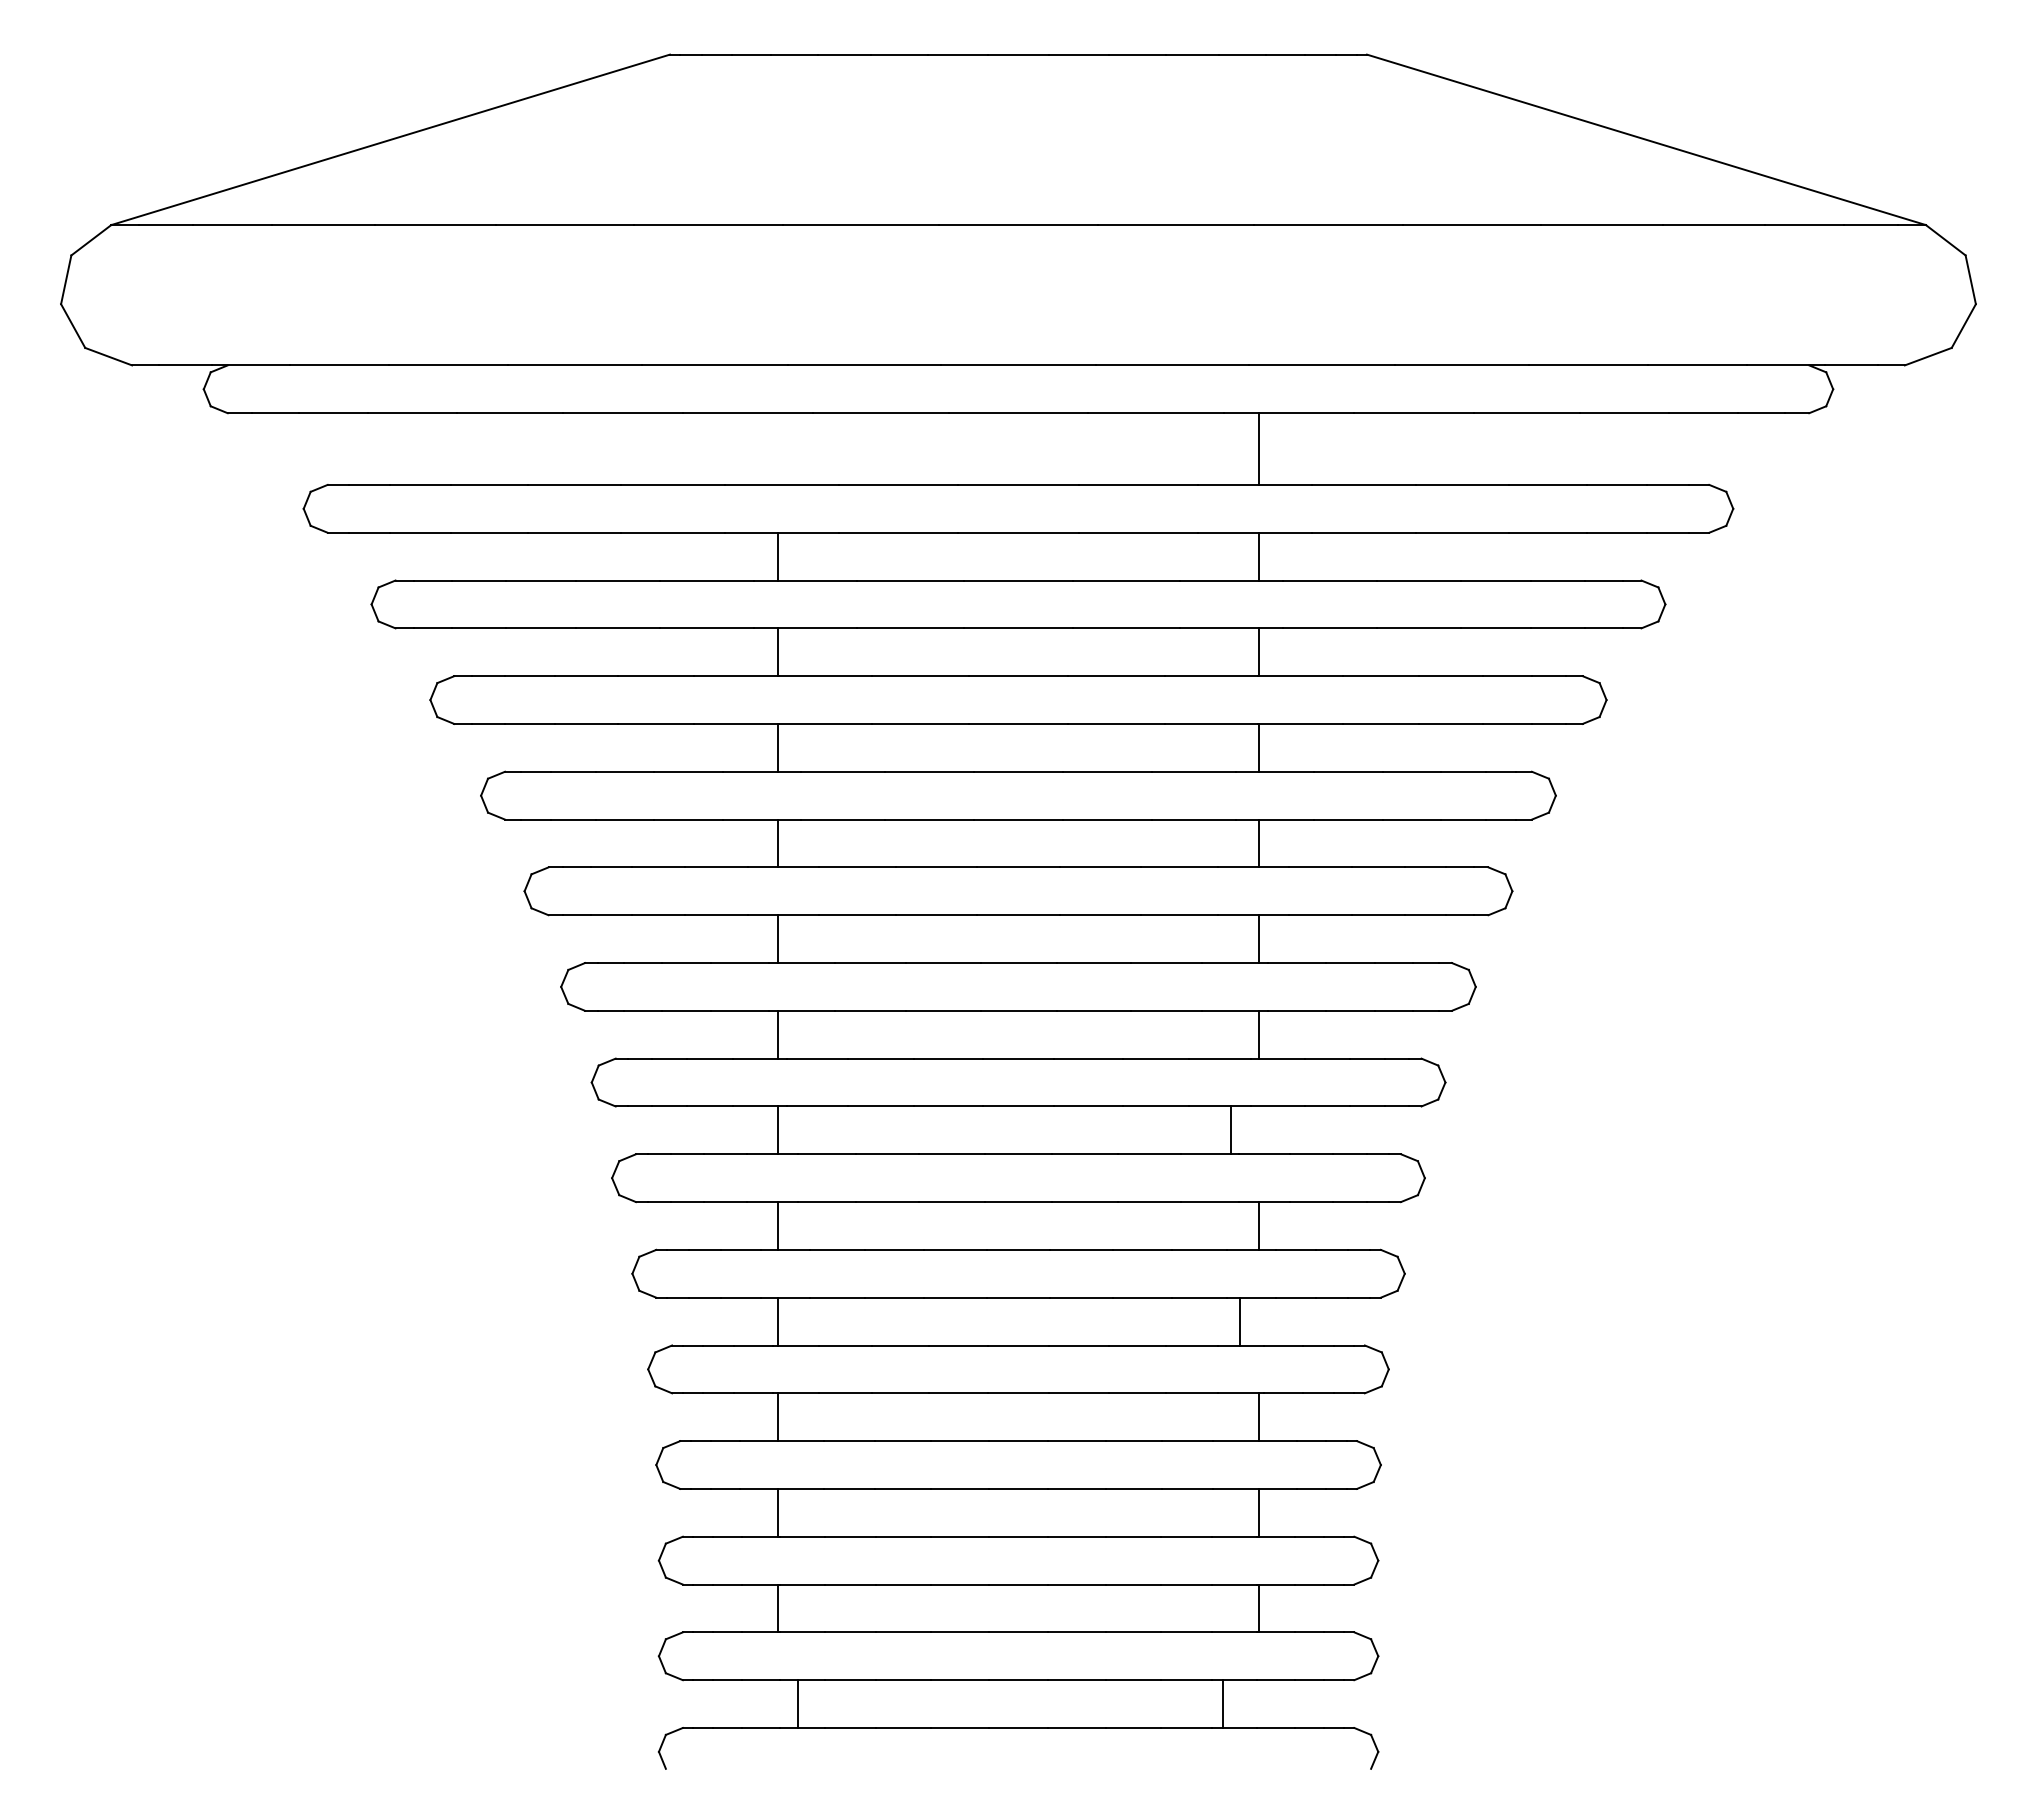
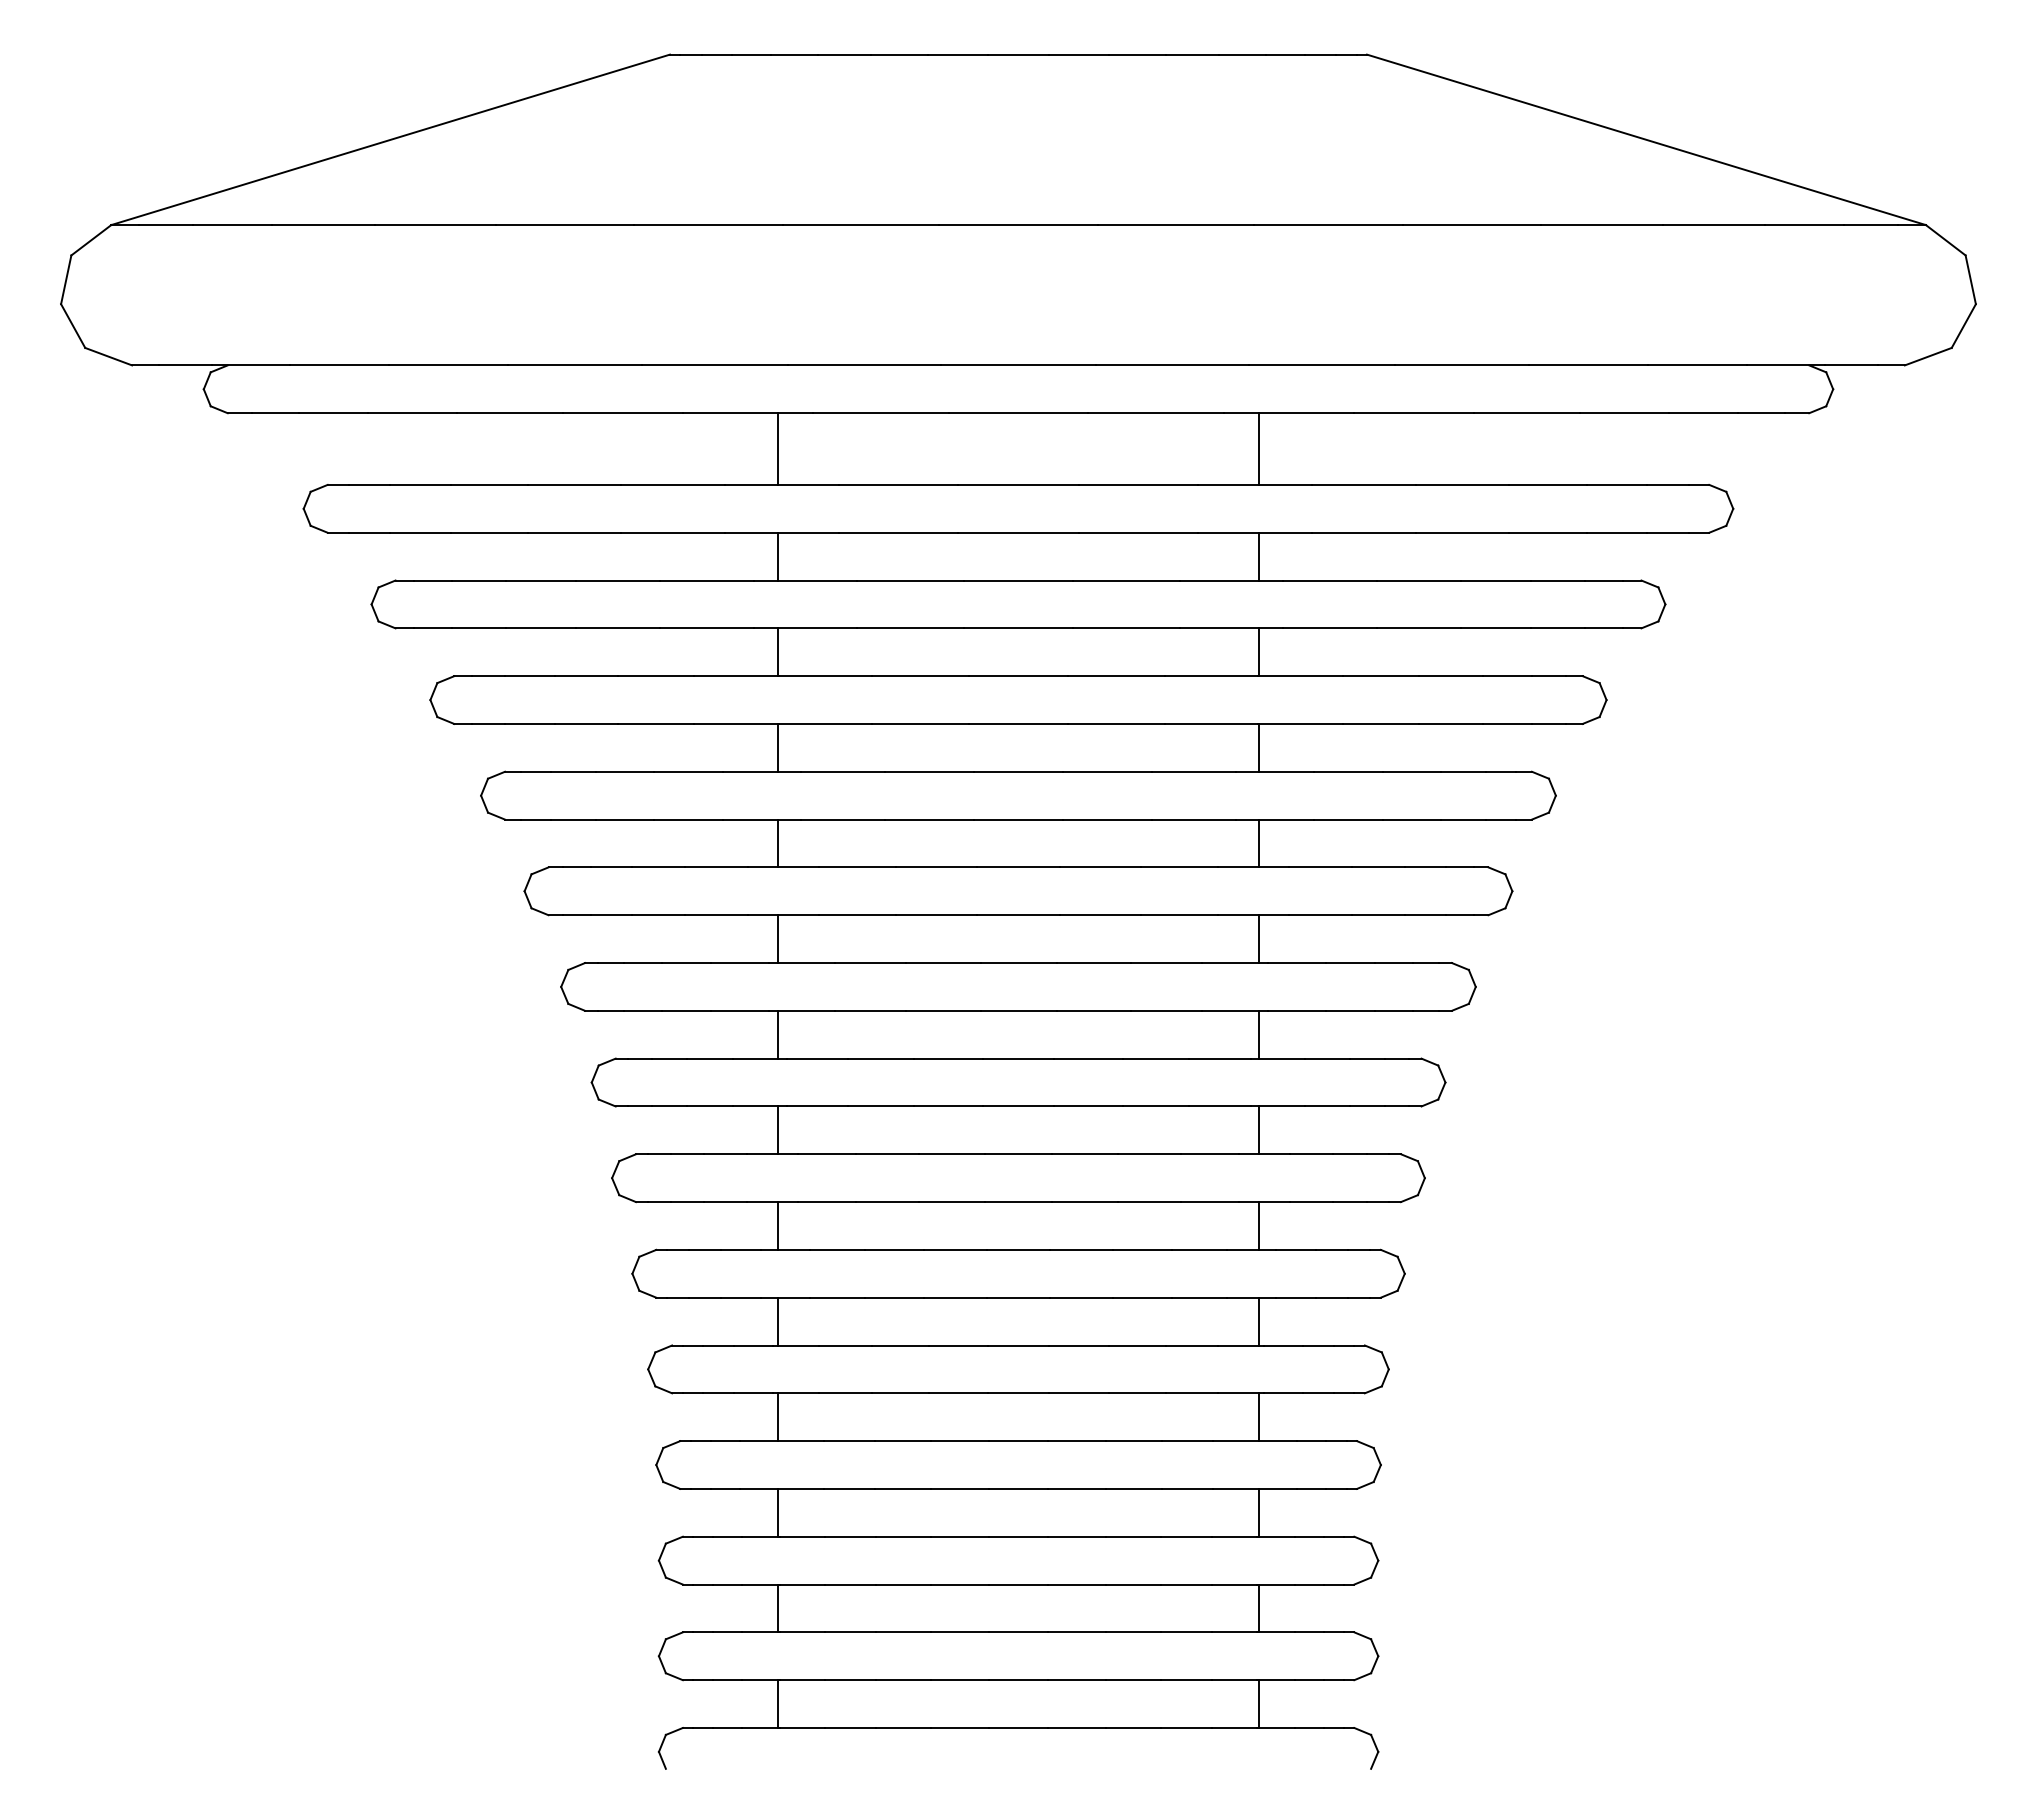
line: none -> present (777, 448)
line position: (1231, 1130) -> (1259, 1130) (1259, 1130)
line position: (1240, 1321) -> (1259, 1321) (1259, 1321)
line position: (797, 1703) -> (777, 1703) (777, 1703)
line position: (1223, 1703) -> (1259, 1703) (1259, 1703)
